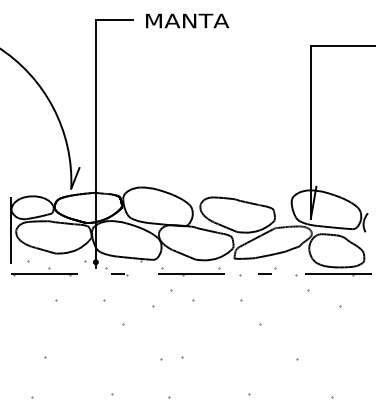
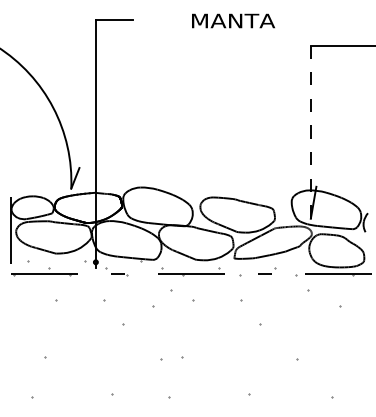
text position: (187, 20) -> (233, 20) (233, 20)
line: solid -> dashed (310, 131)
